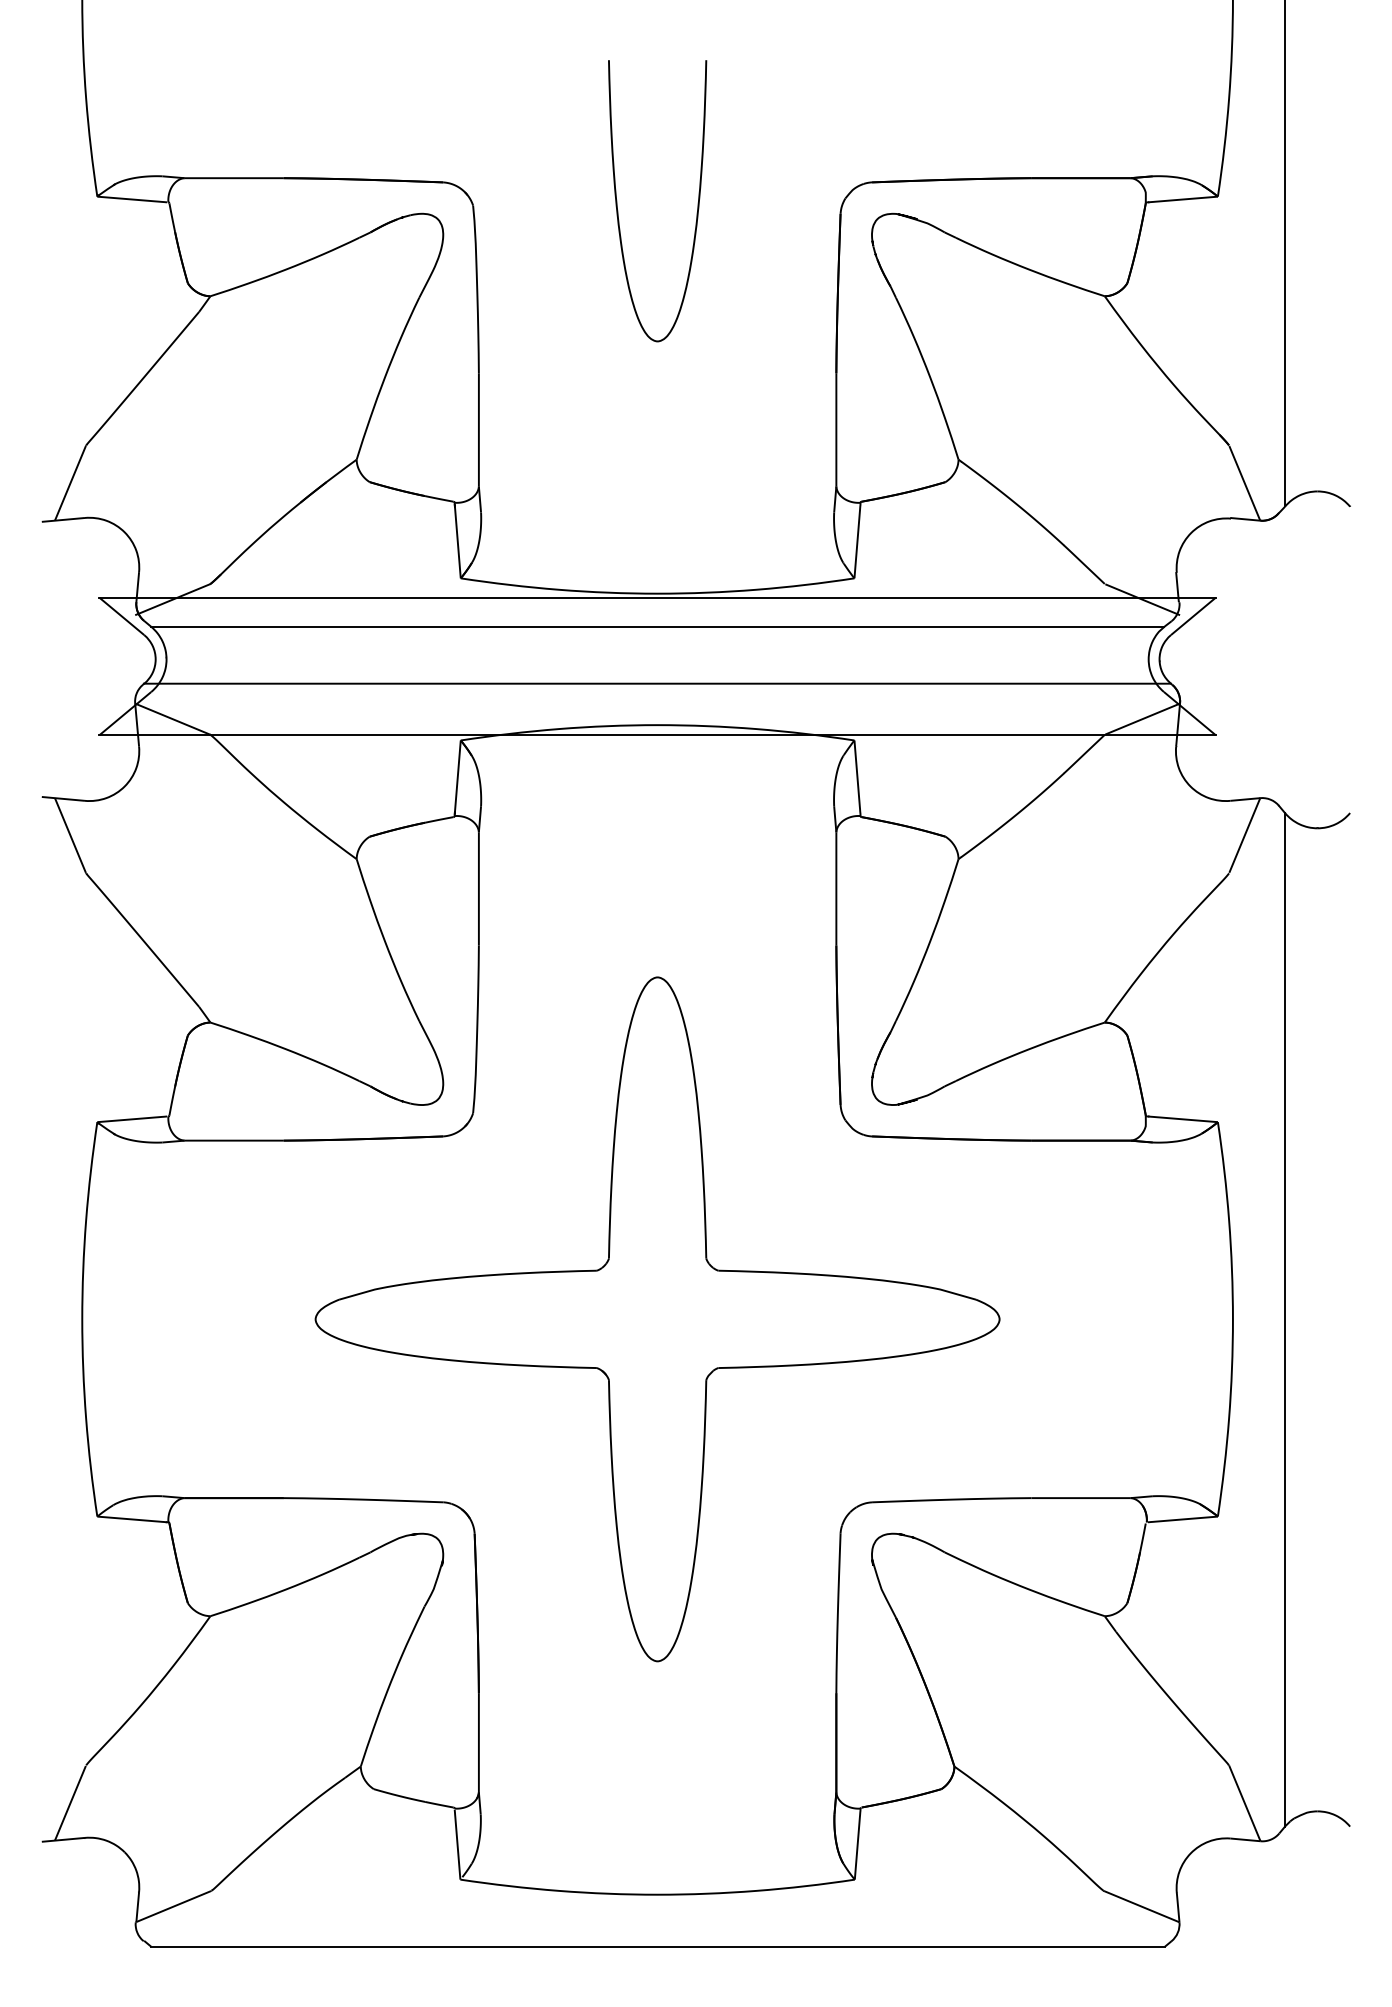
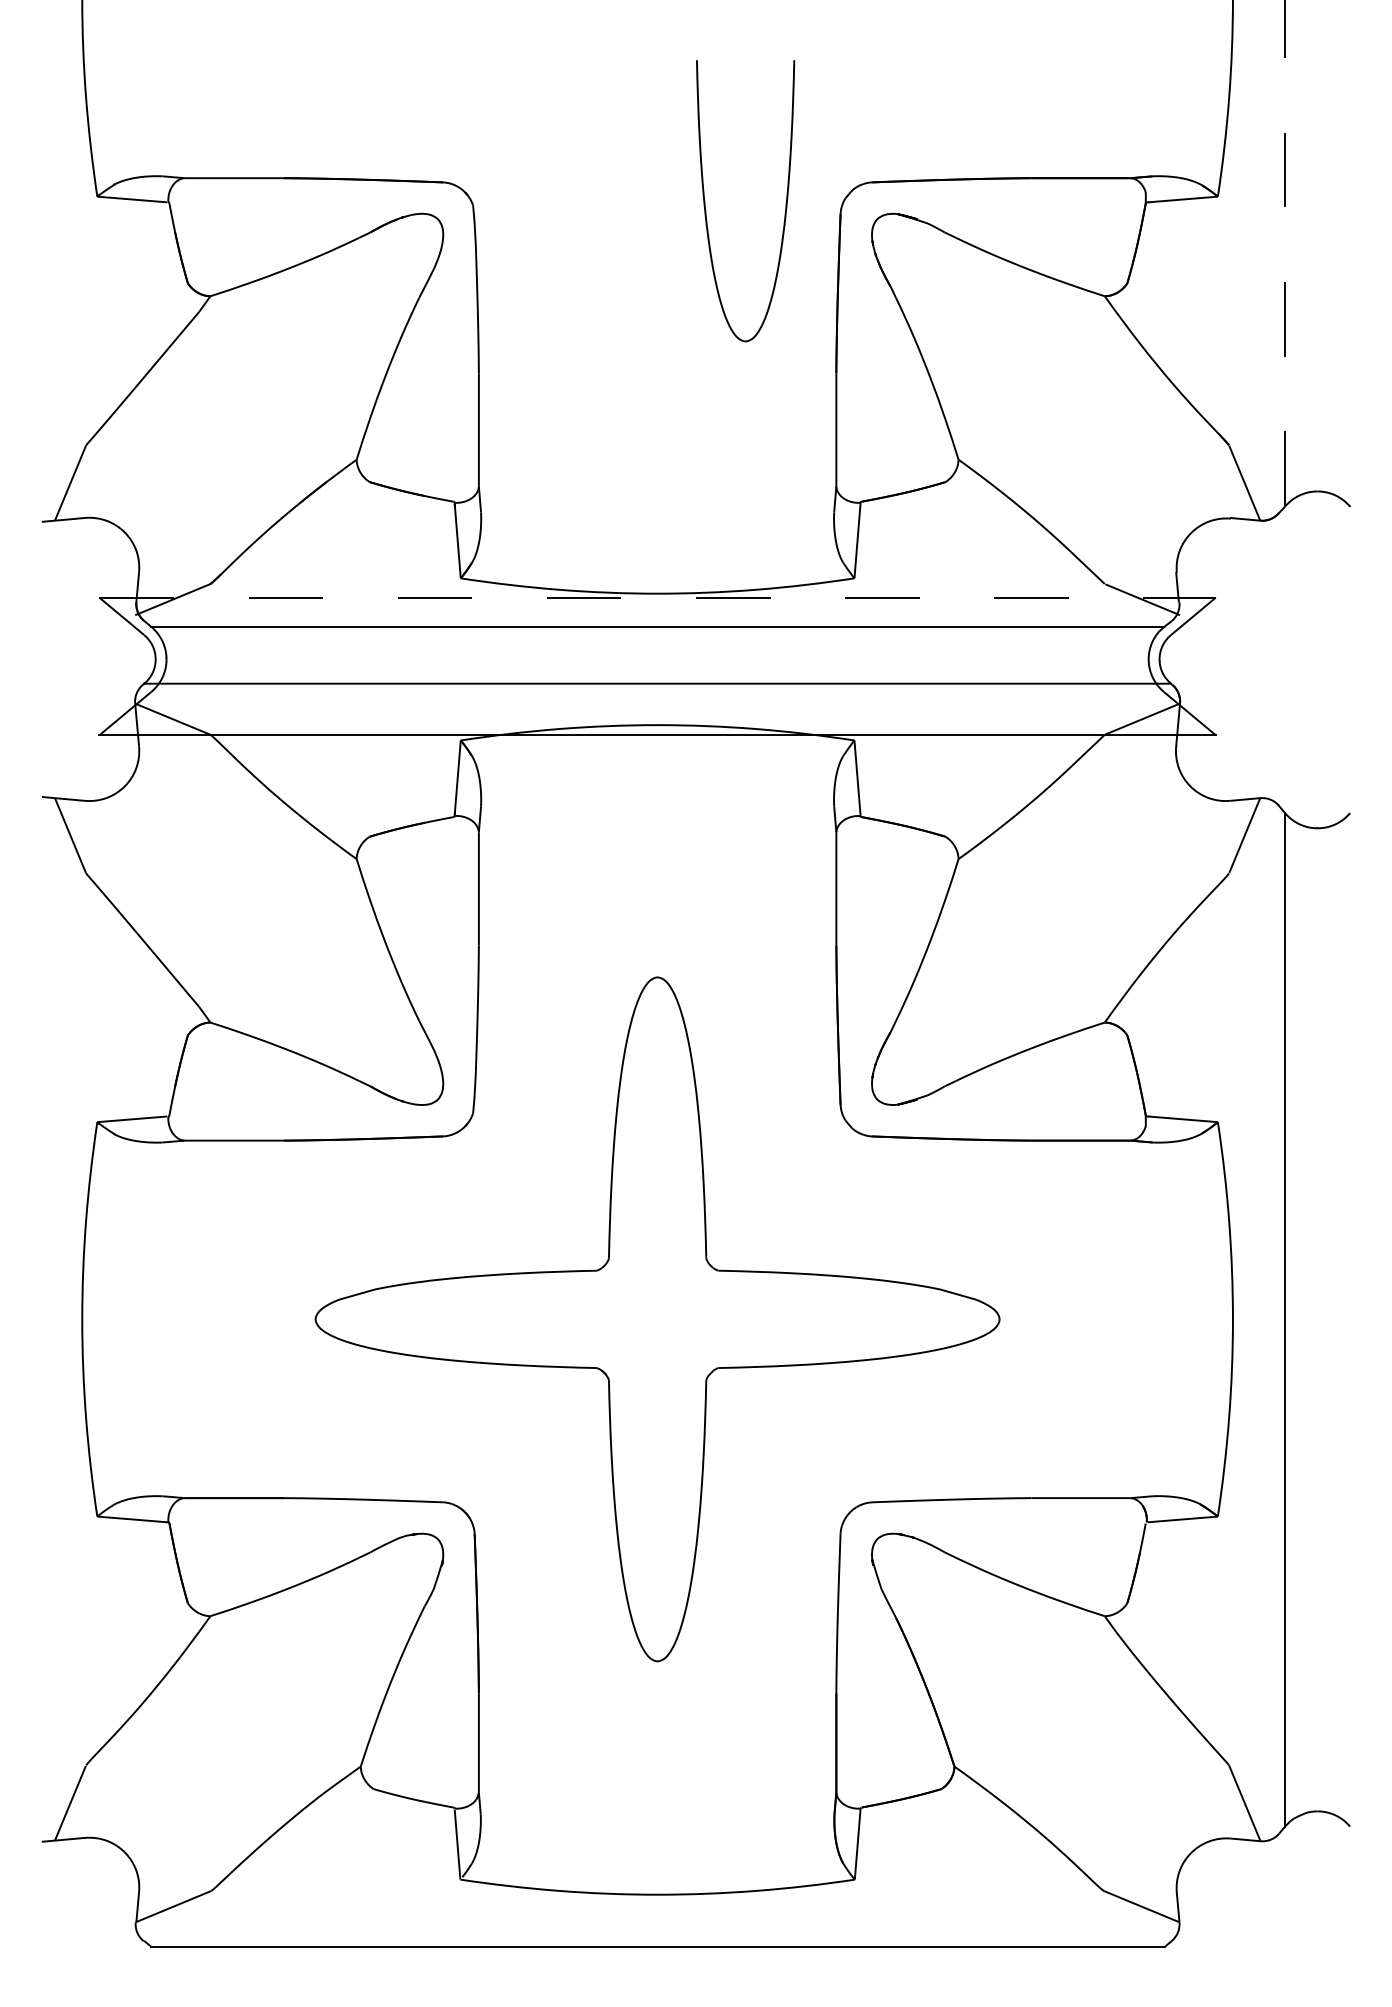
curve position: (617, 201) -> (705, 201) (705, 201)
line: solid -> dashed (1285, 252)
line: solid -> dashed (658, 597)
